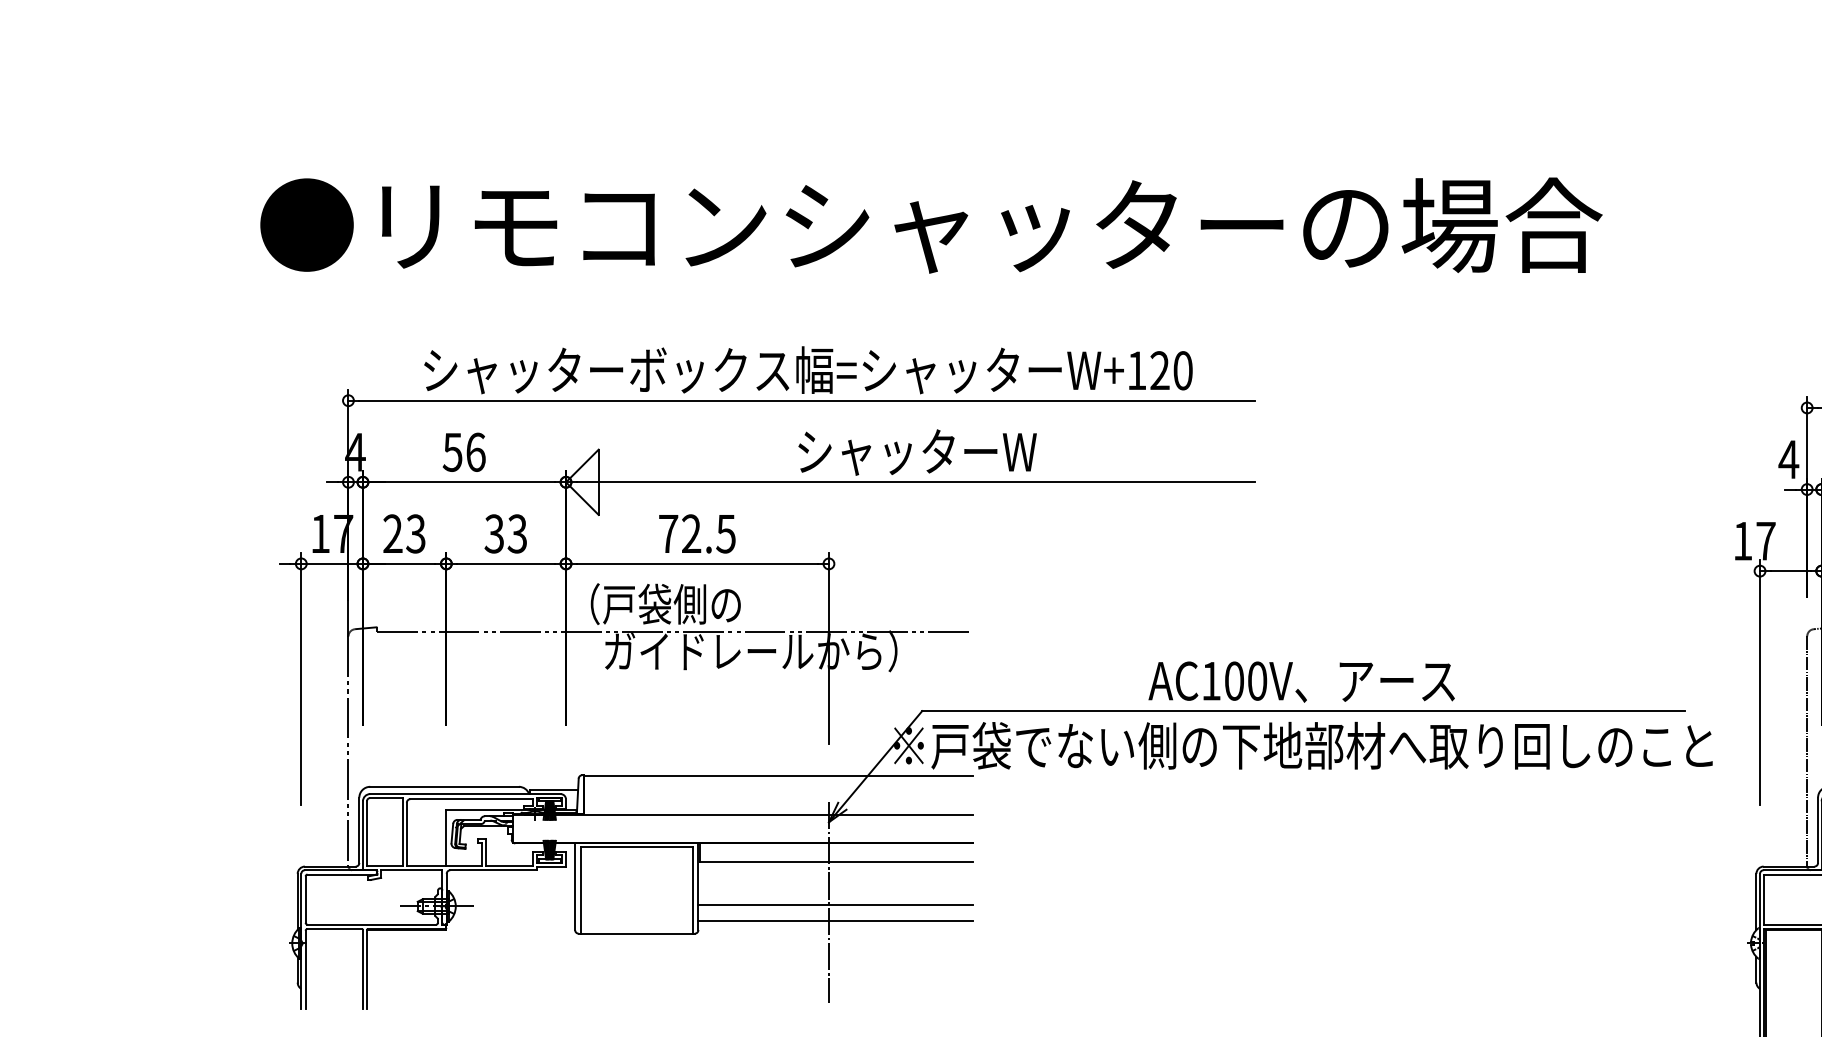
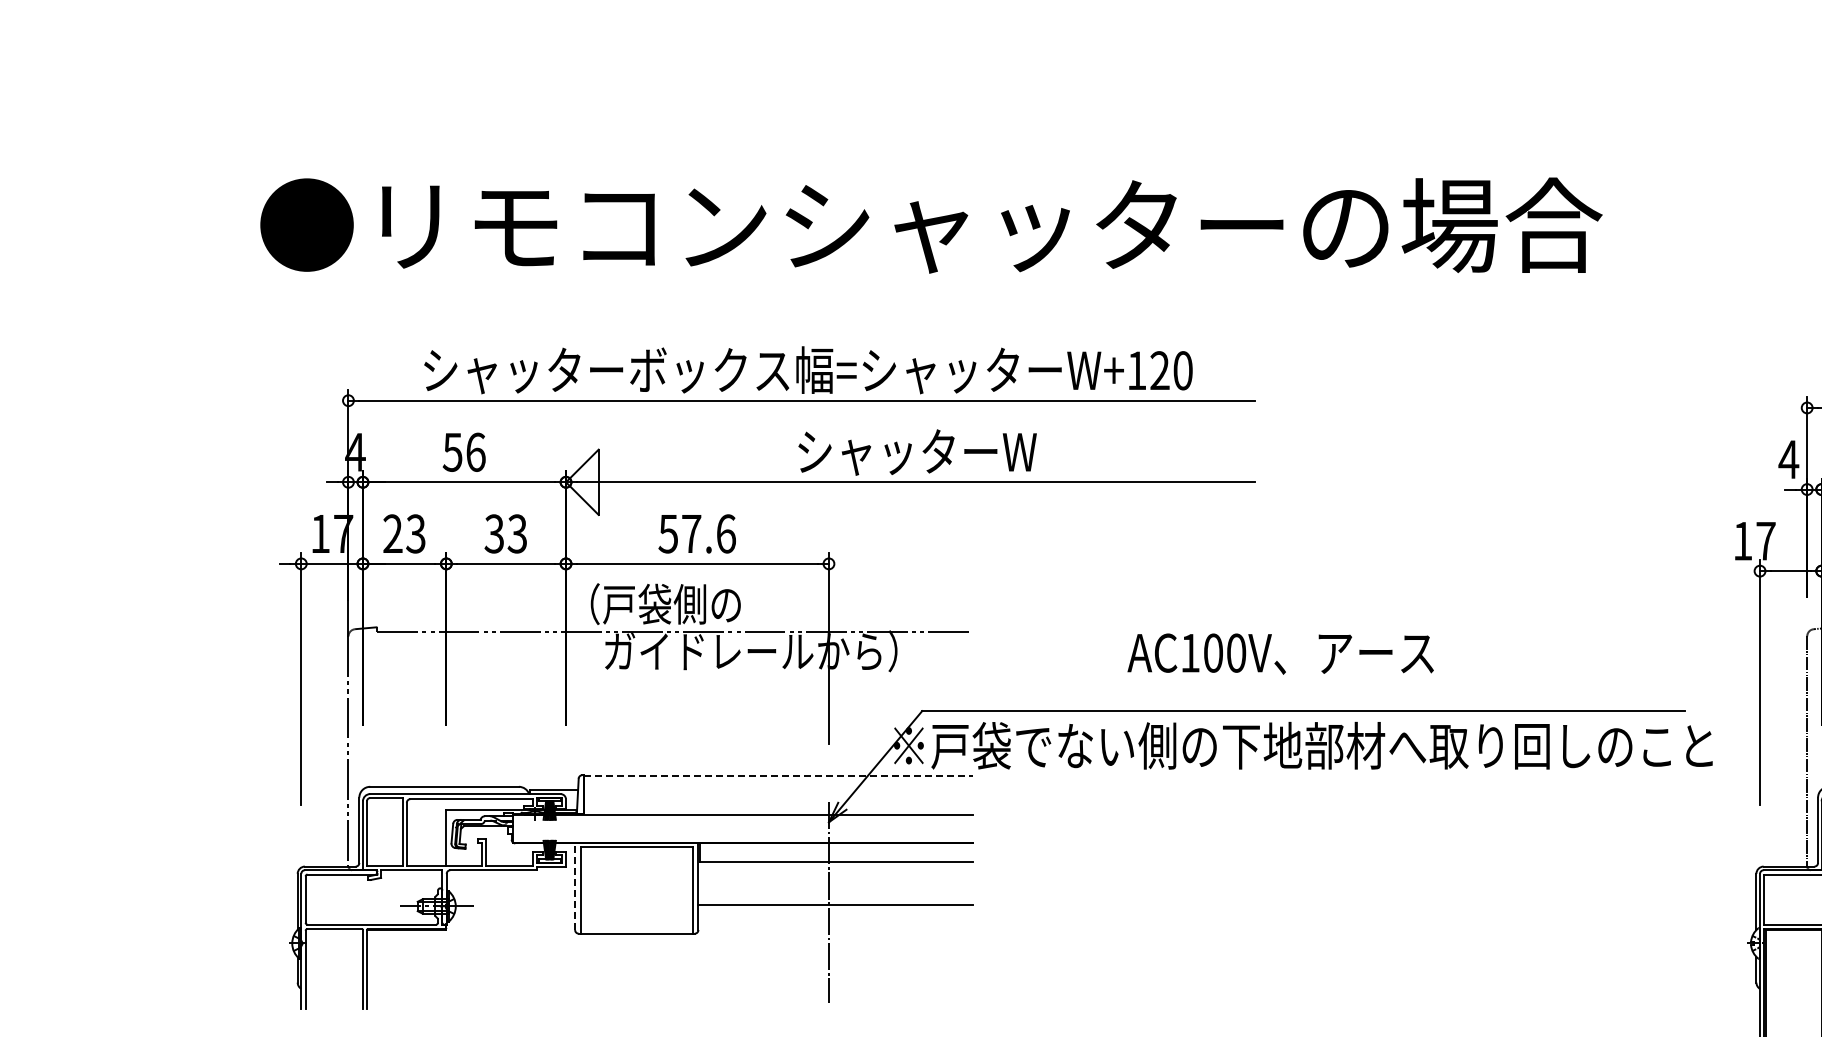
text: 72.5 -> 57.6 (696, 533)
text position: (1301, 681) -> (1280, 653) (1280, 653)
line: solid -> dashed (778, 776)
line: solid -> dashed (575, 886)
line: present -> none (835, 921)
